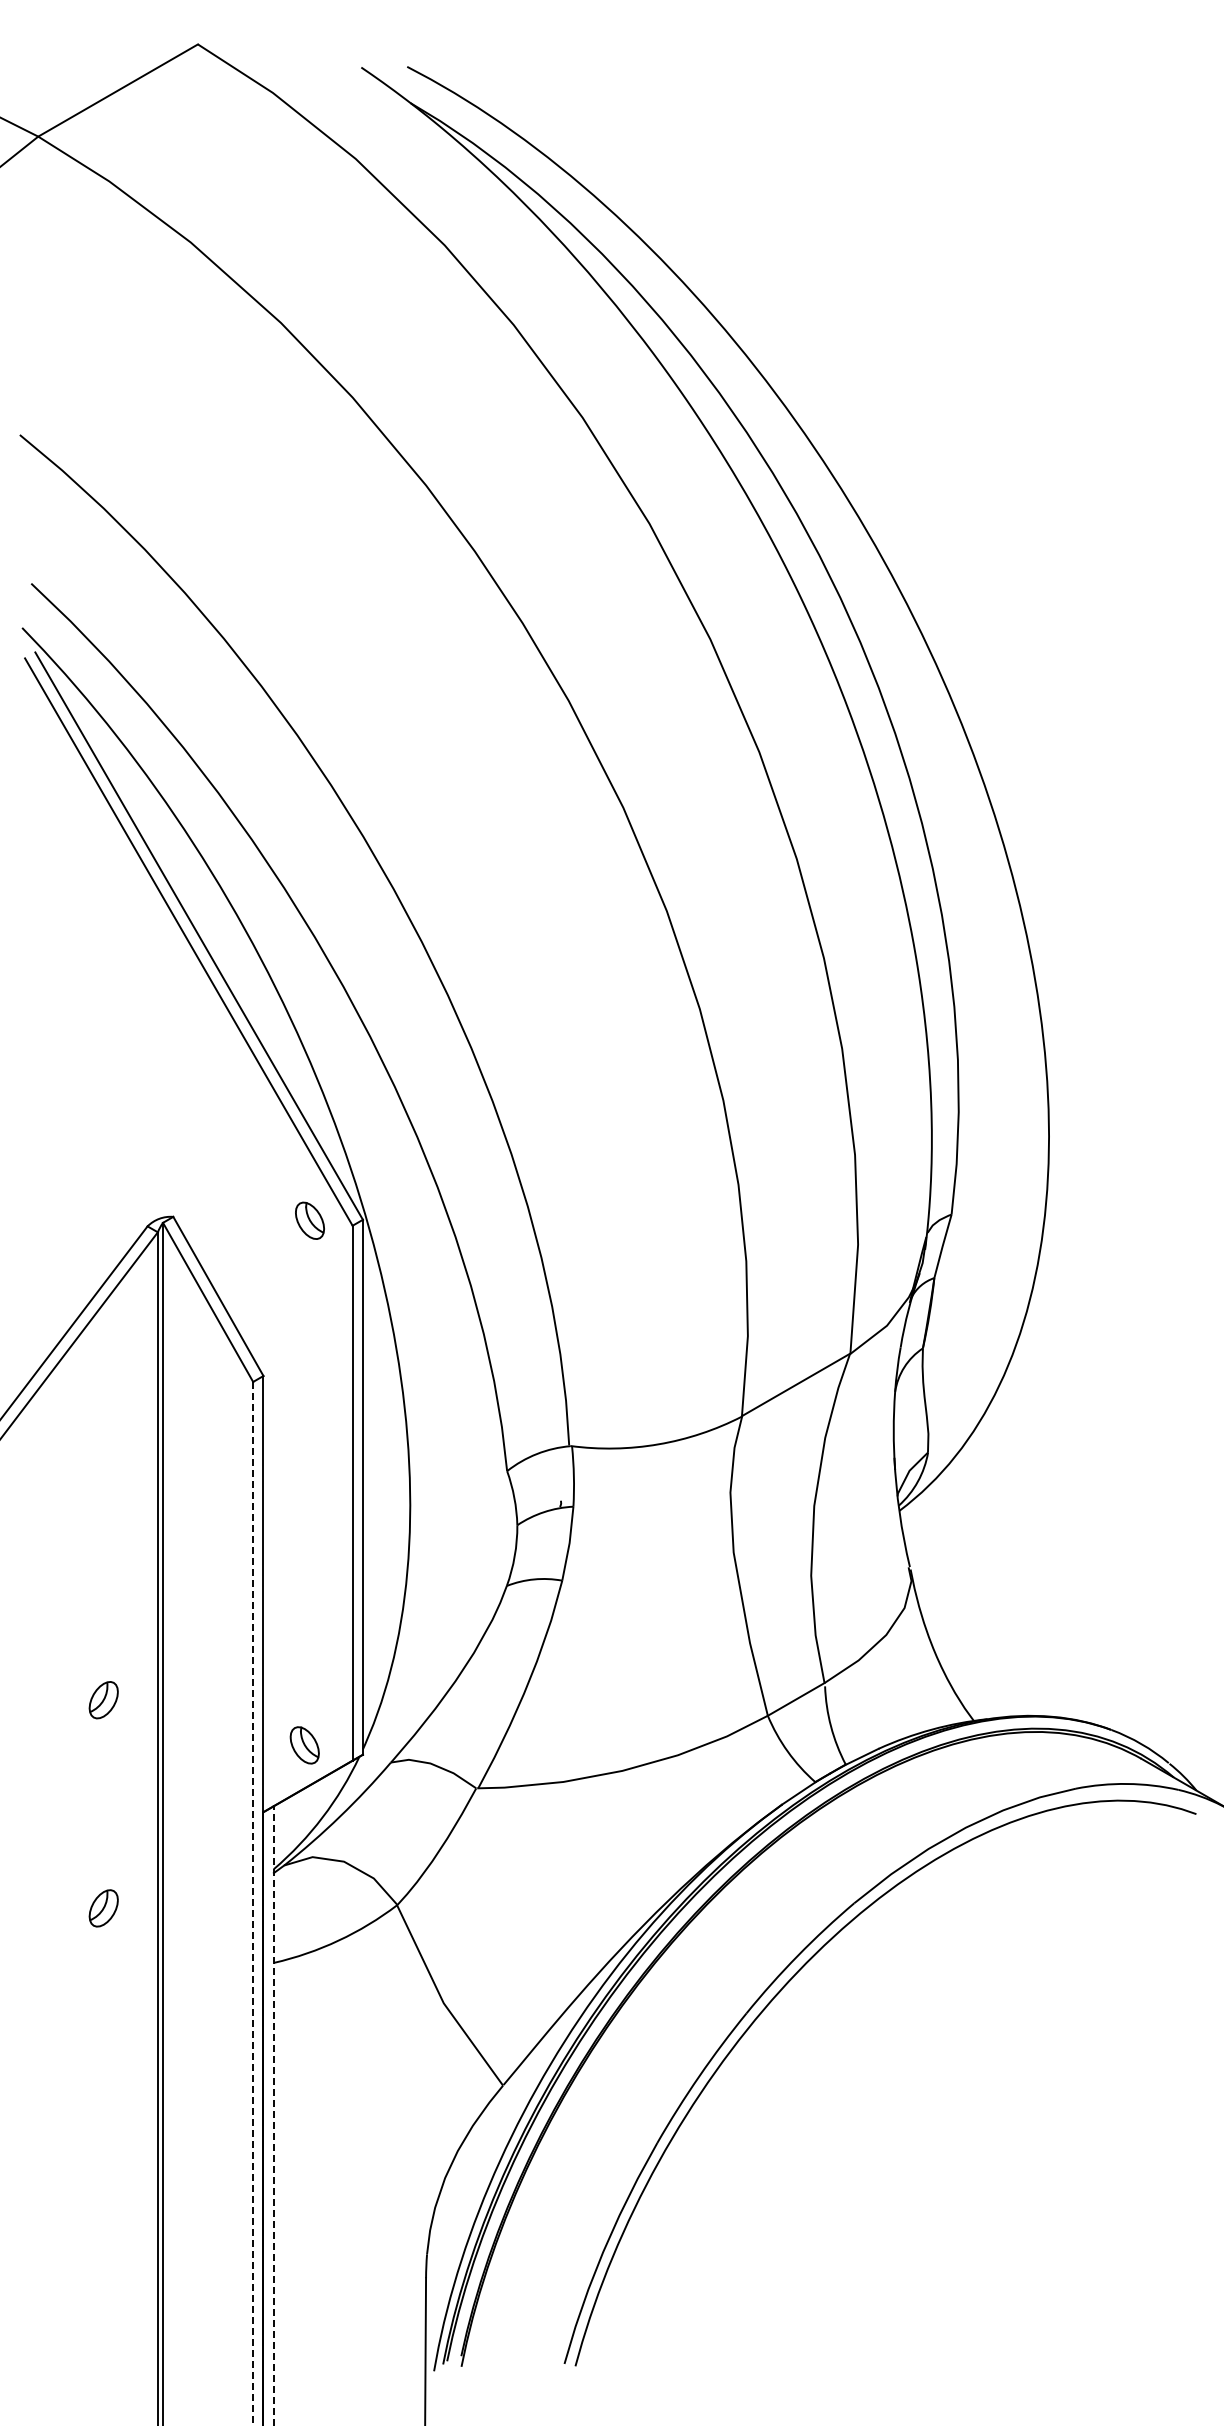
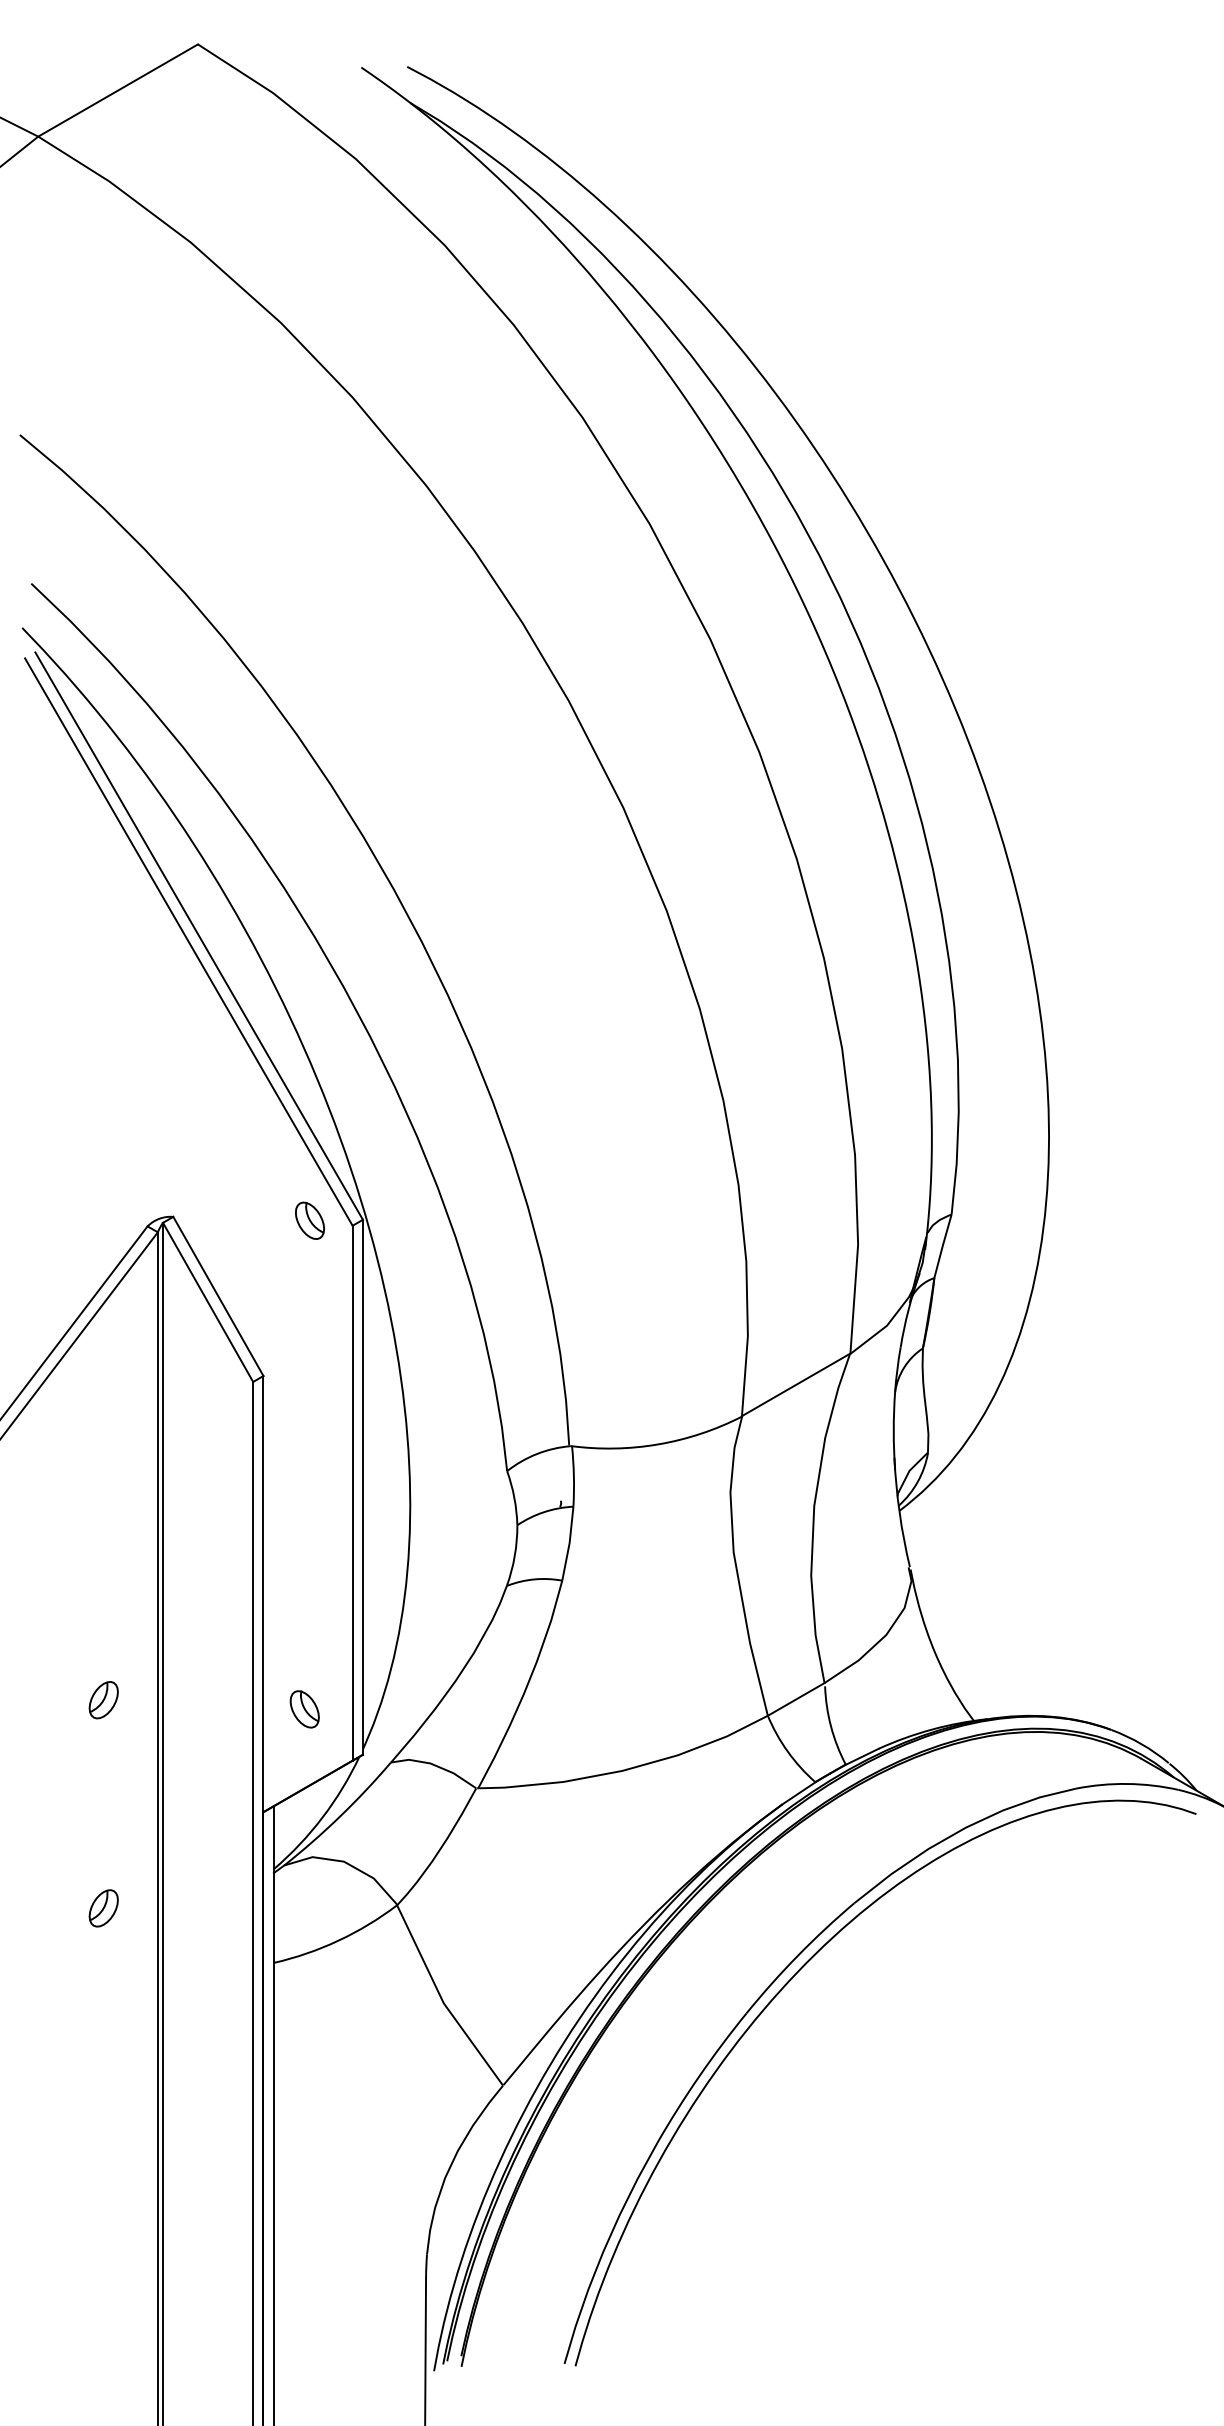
part position: (304, 1745) -> (304, 1709) (304, 1709)
line: dashed -> solid (253, 1903)
line: dashed -> solid (273, 2115)
